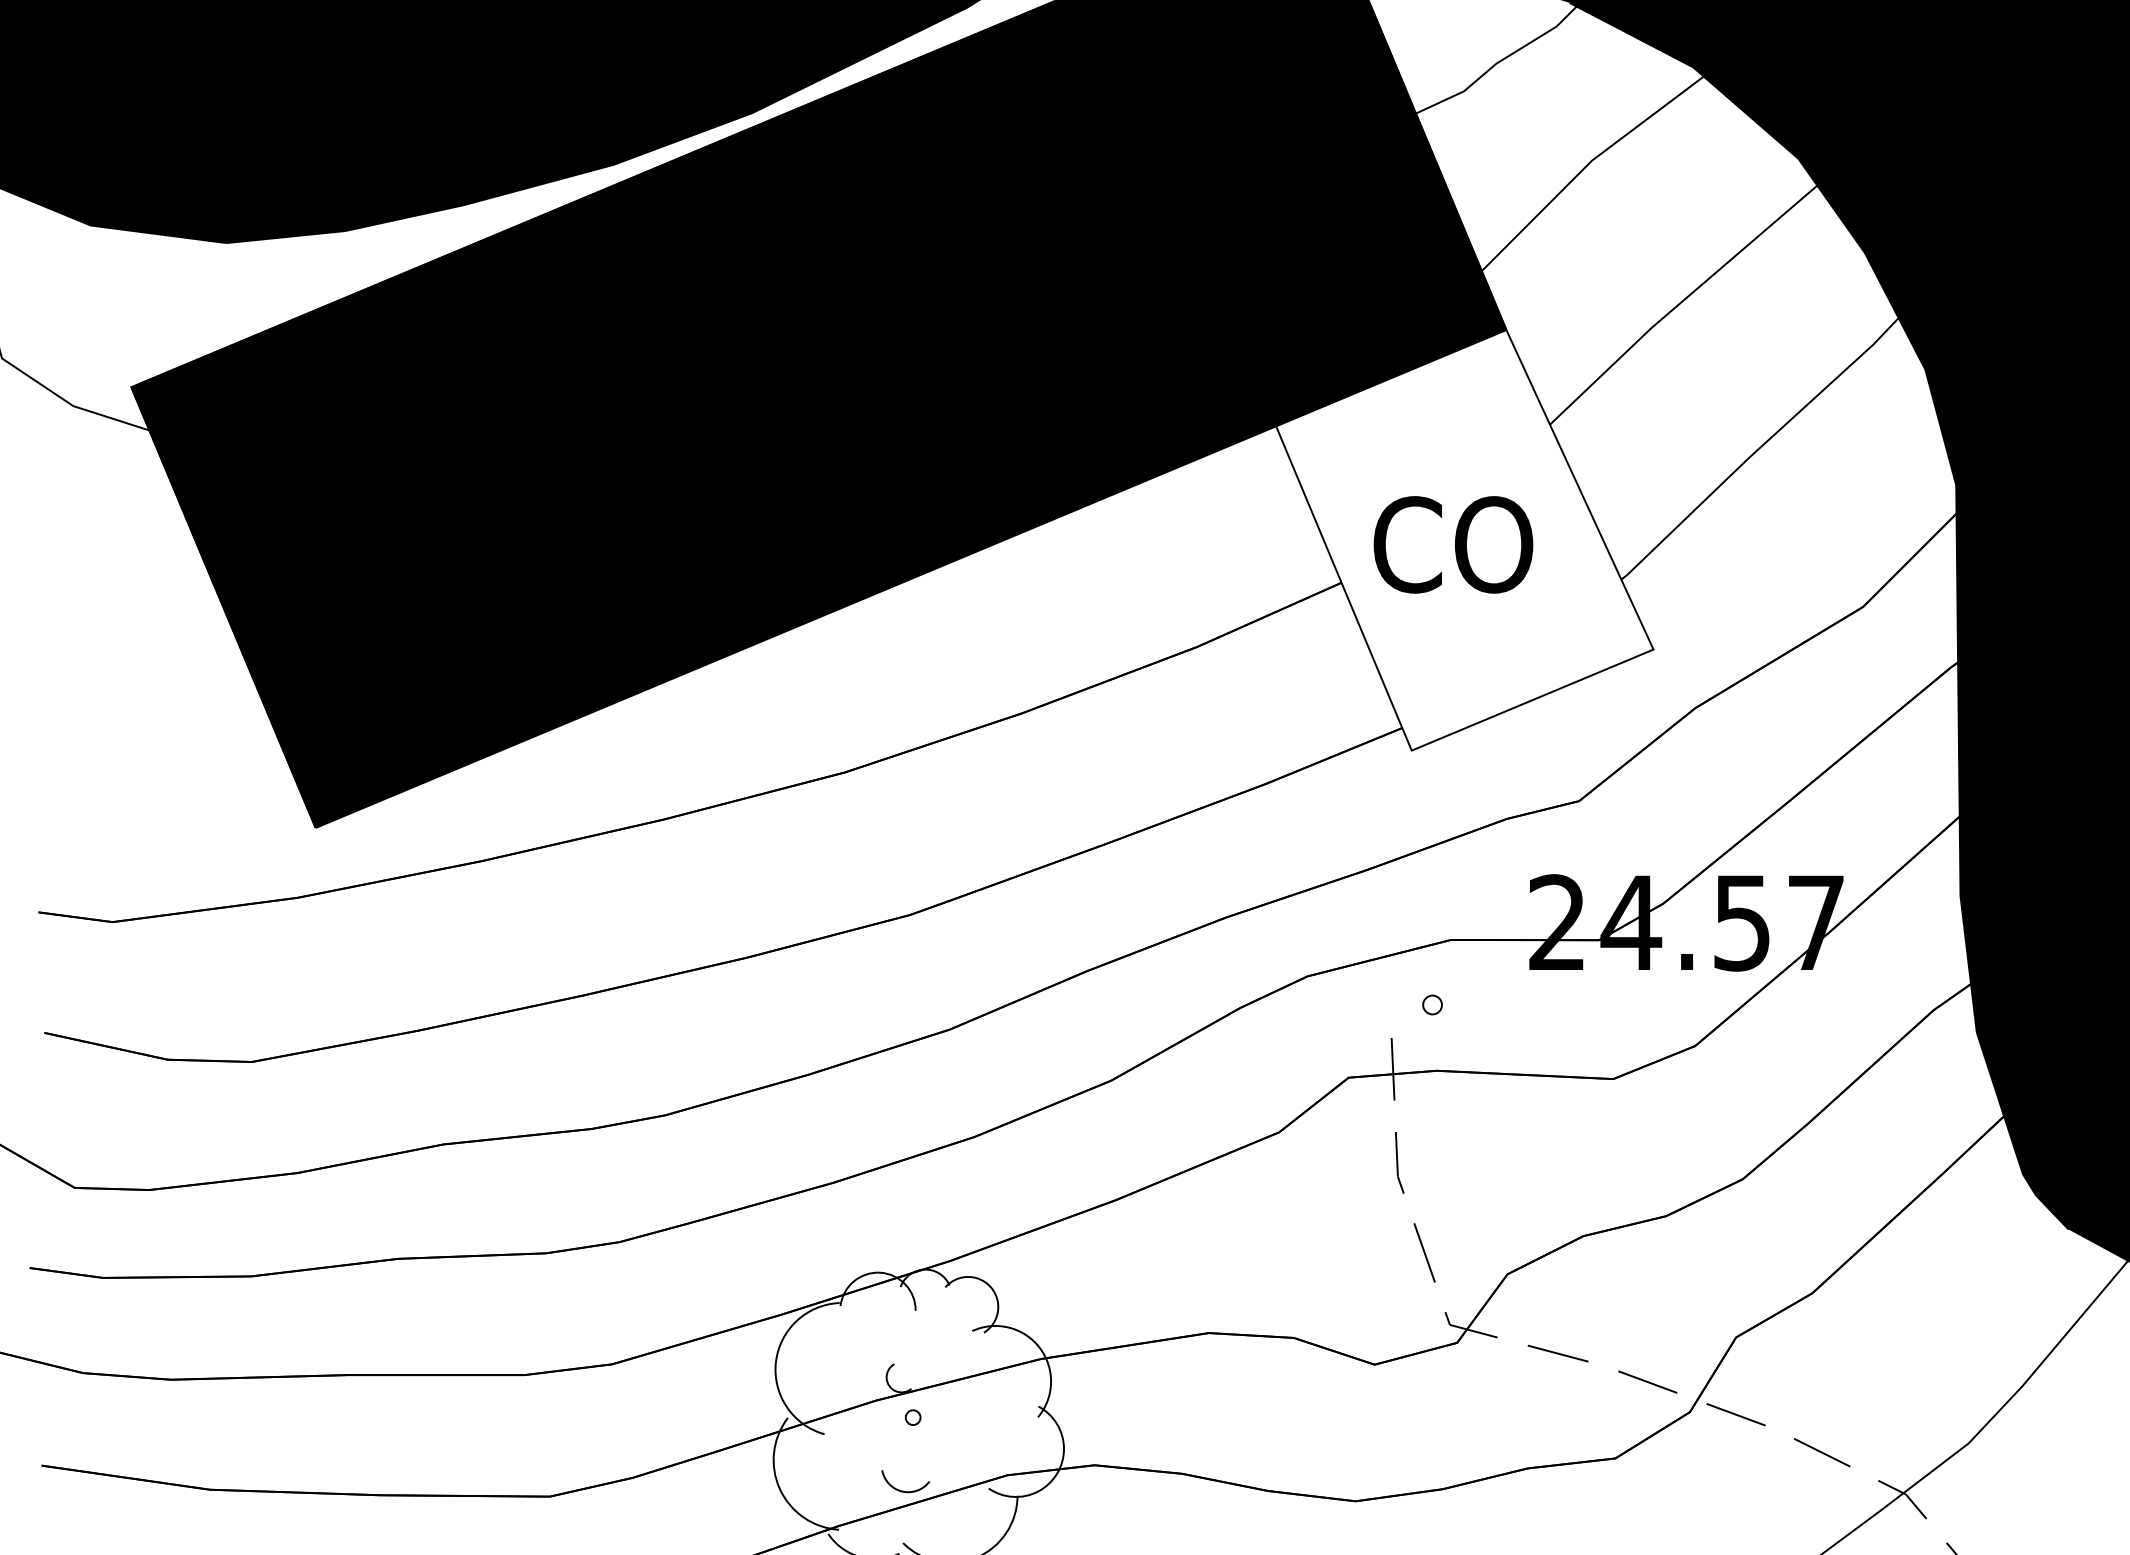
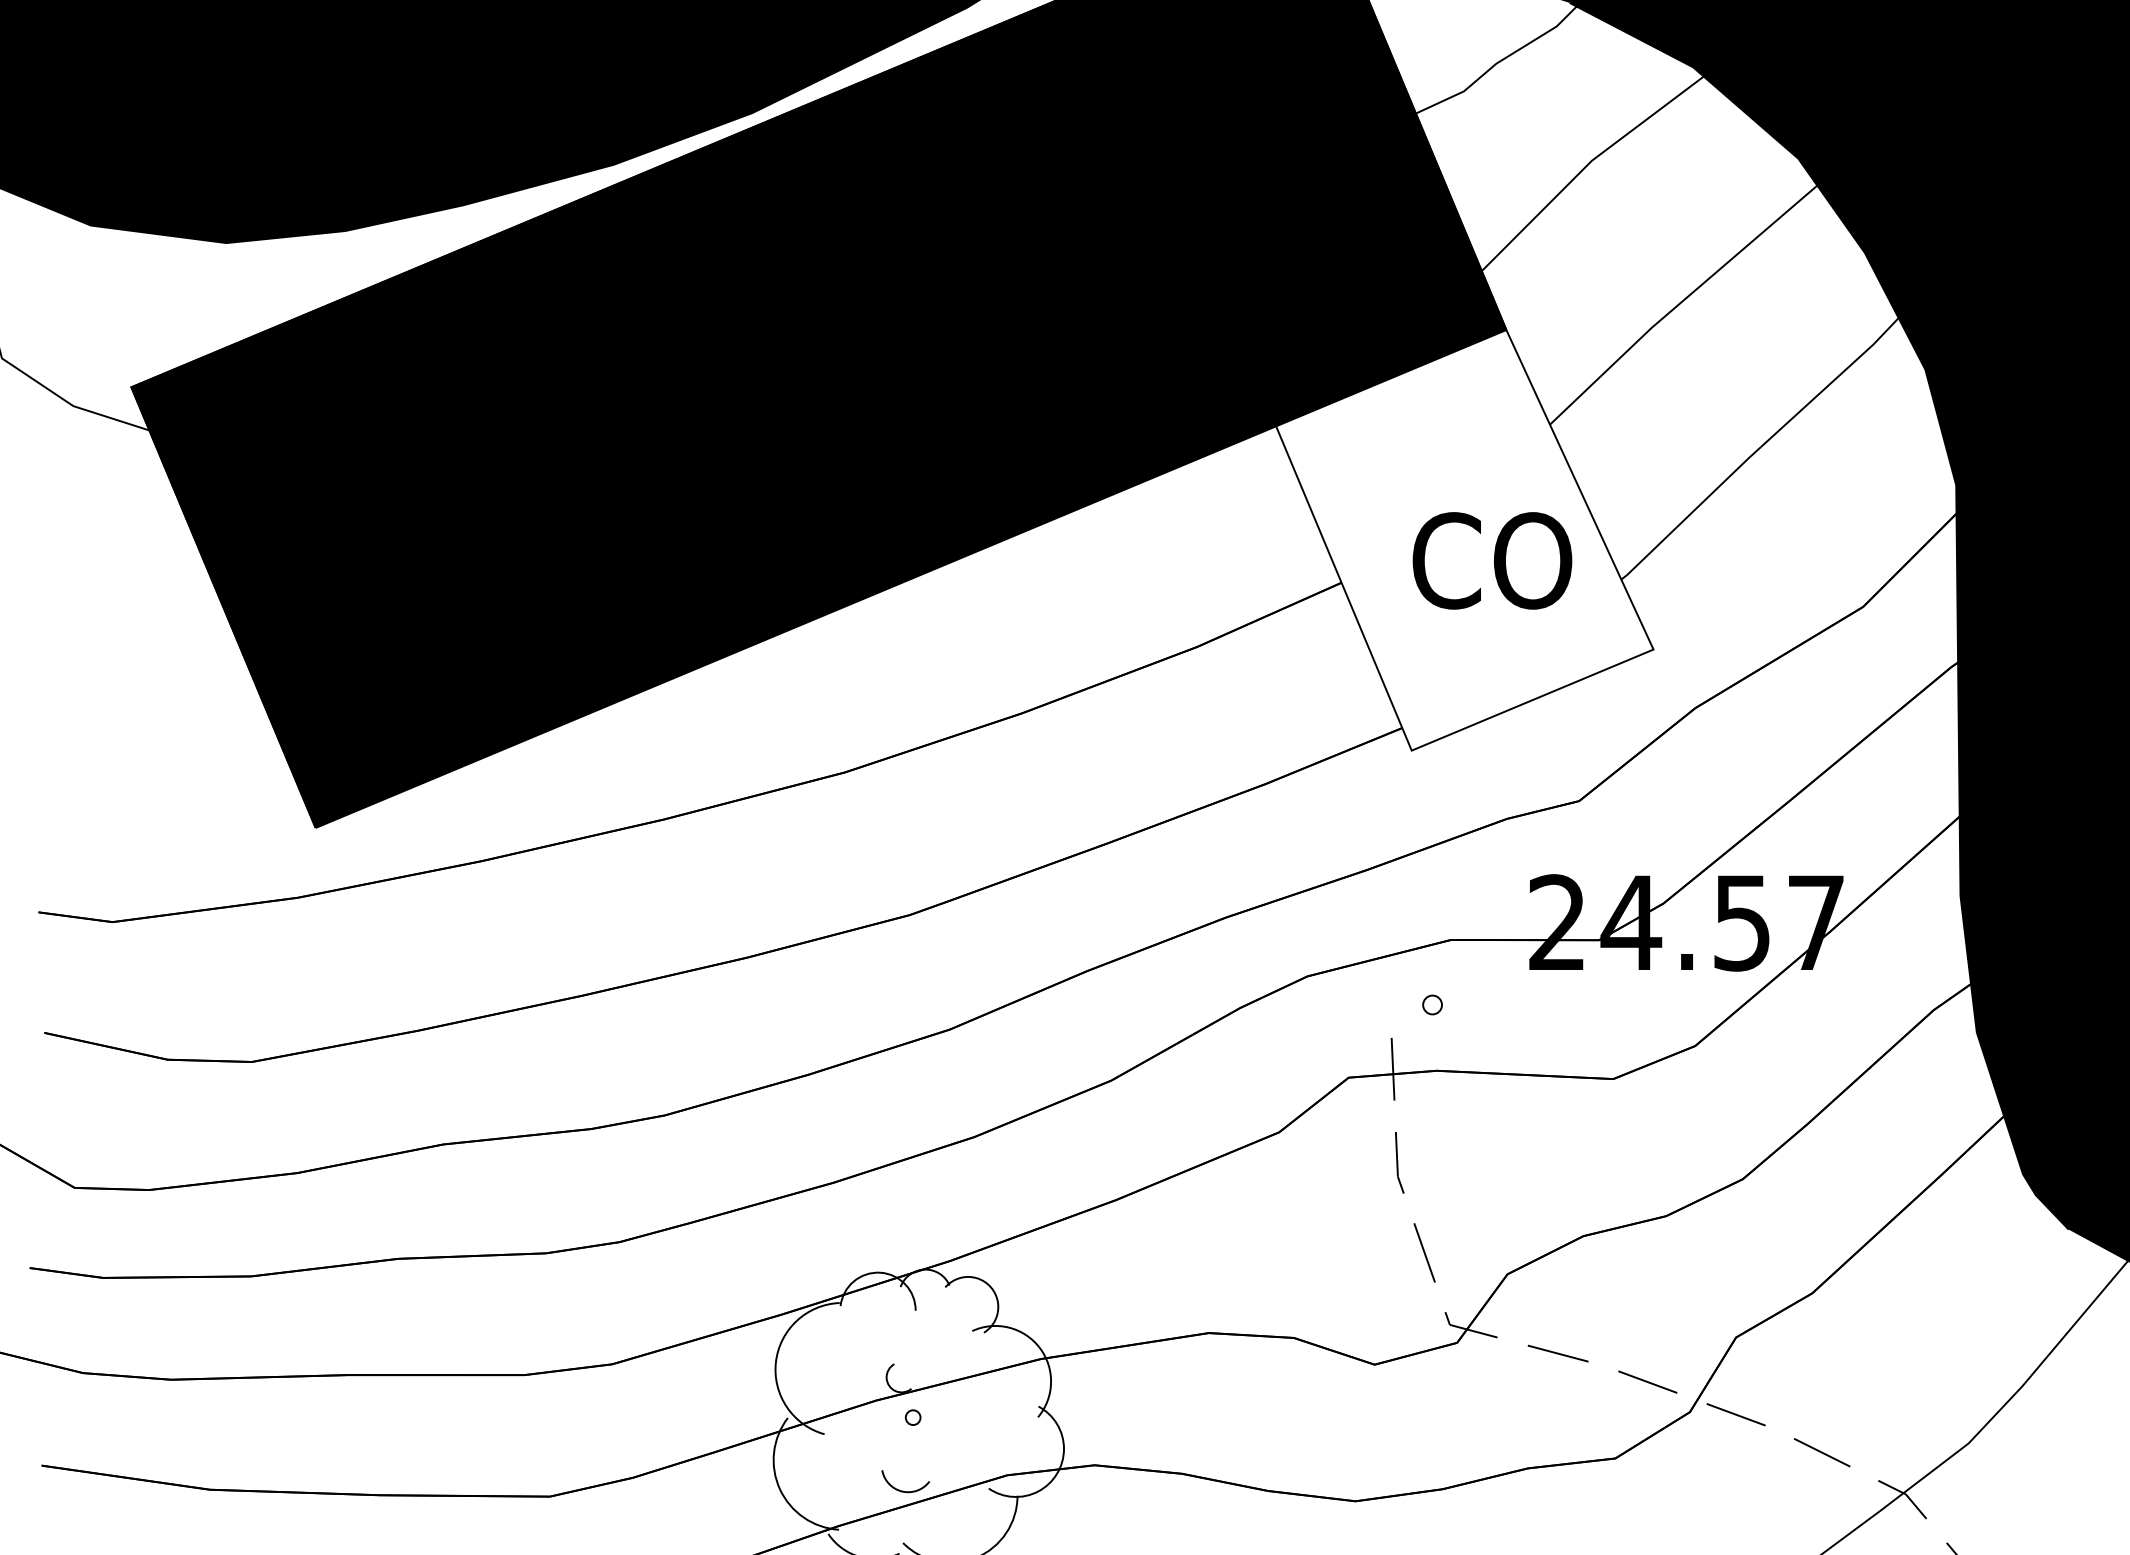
text position: (1453, 544) -> (1492, 560) (1492, 560)
